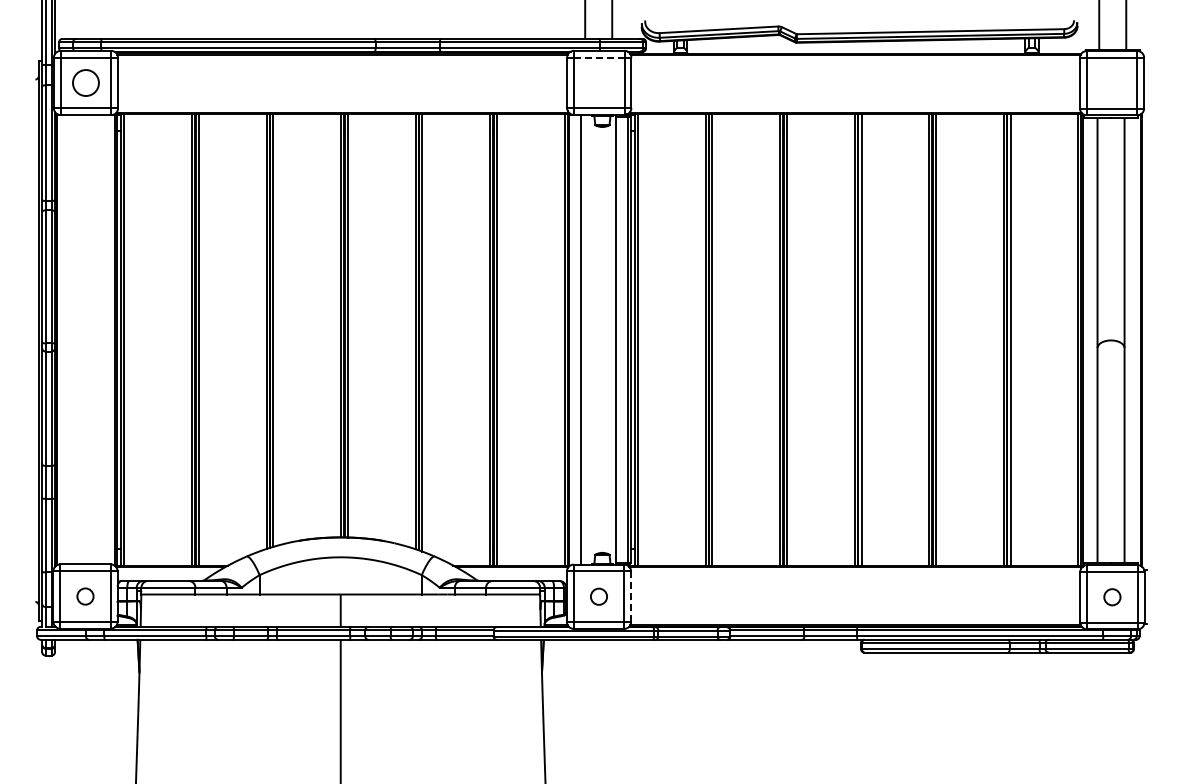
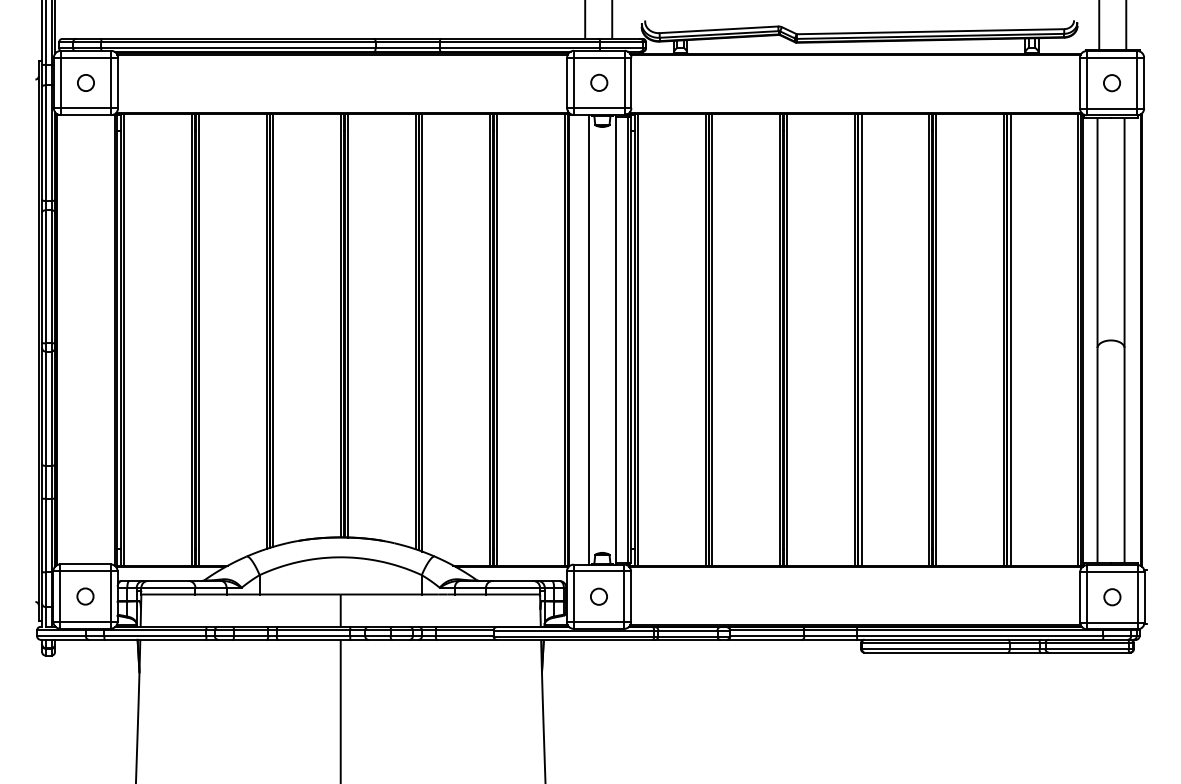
line: dashed -> solid (598, 57)
circle size: 28x28 px -> 18x18 px (85, 82)
circle: none -> present (599, 82)
circle: none -> present (1111, 83)
line position: (580, 339) -> (588, 339) (588, 339)
line: dashed -> solid (631, 597)
